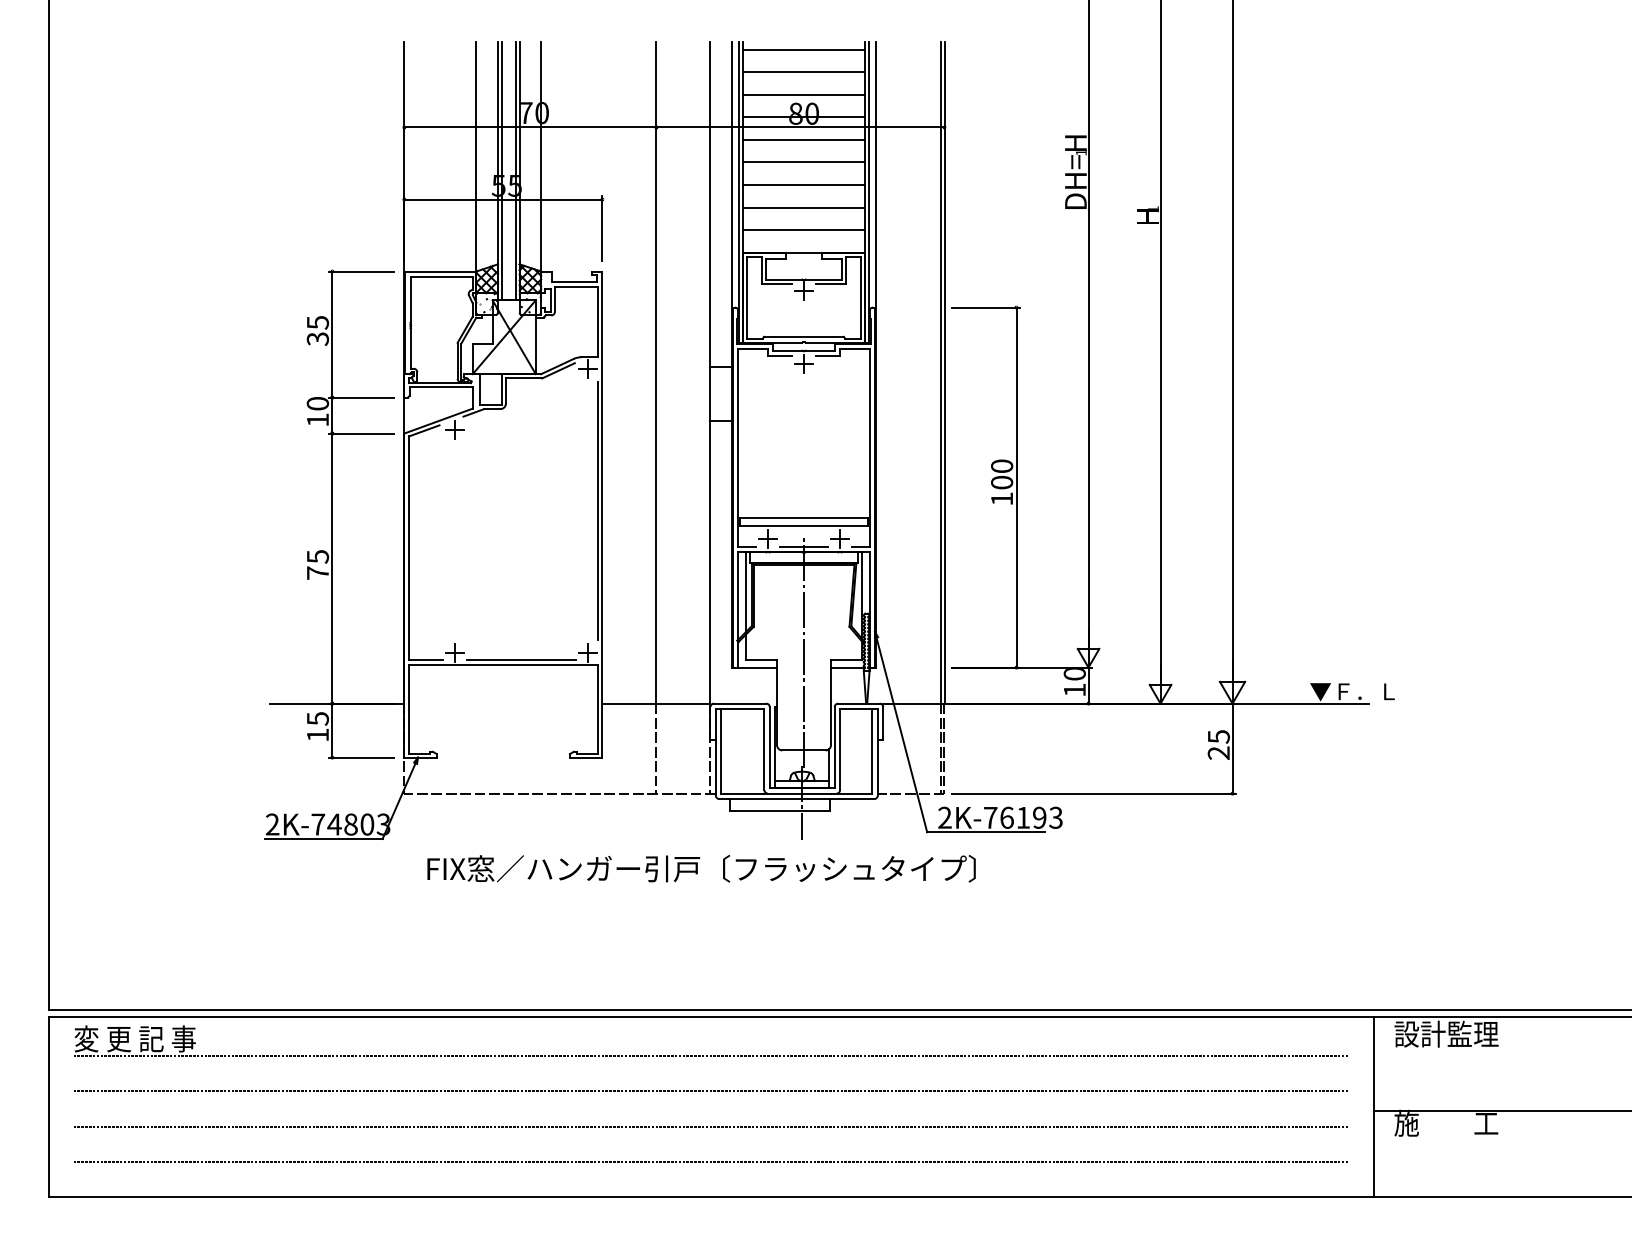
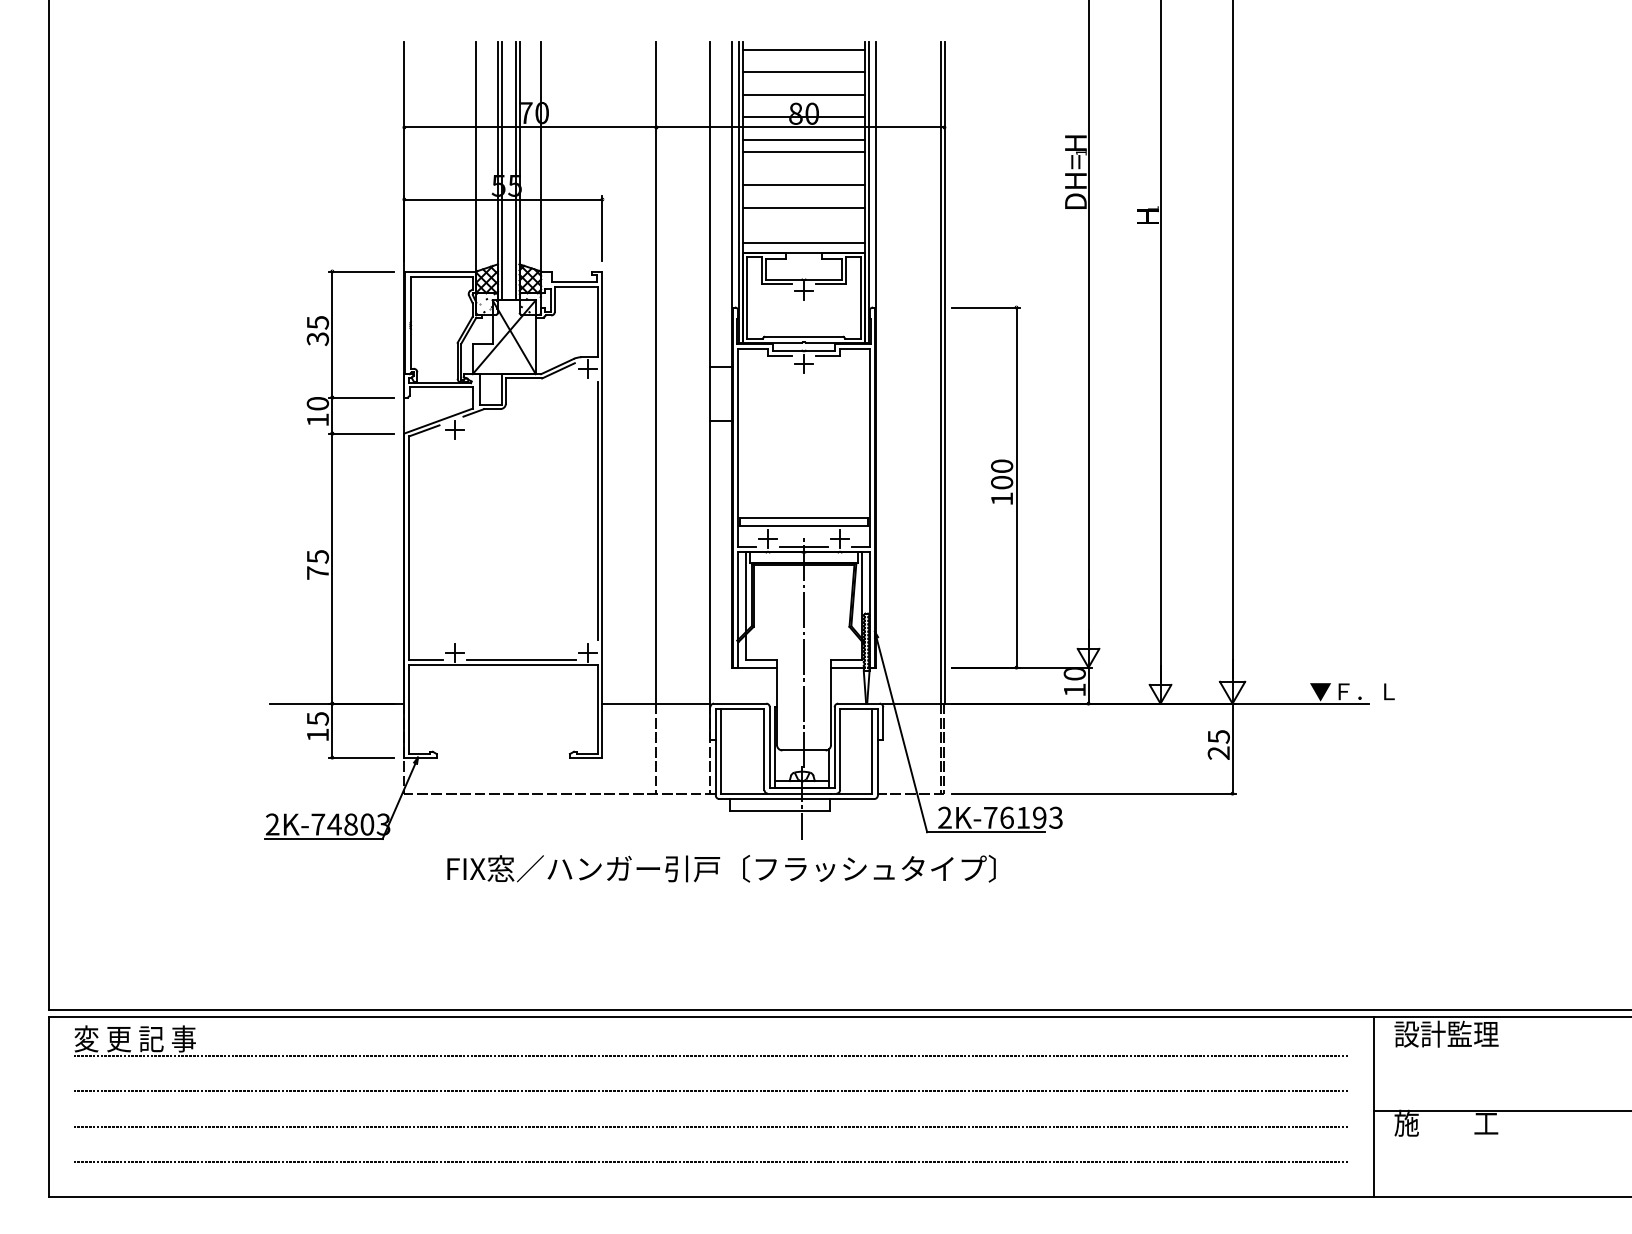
line position: (803, 162) -> (803, 152) (803, 152)
line position: (803, 230) -> (803, 243) (803, 243)
text position: (701, 868) -> (721, 868) (721, 868)
